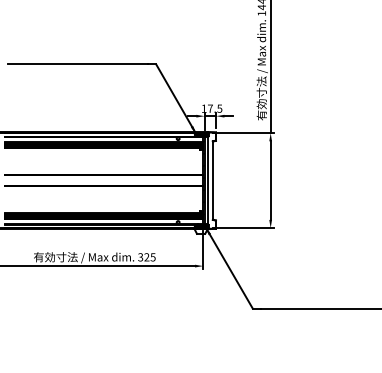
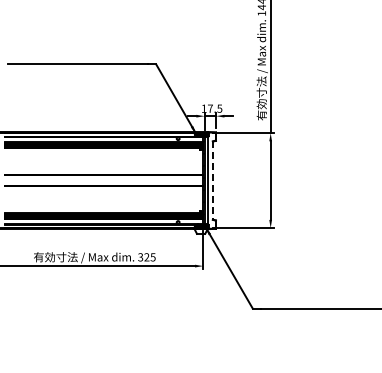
line: solid -> dashed (212, 181)
